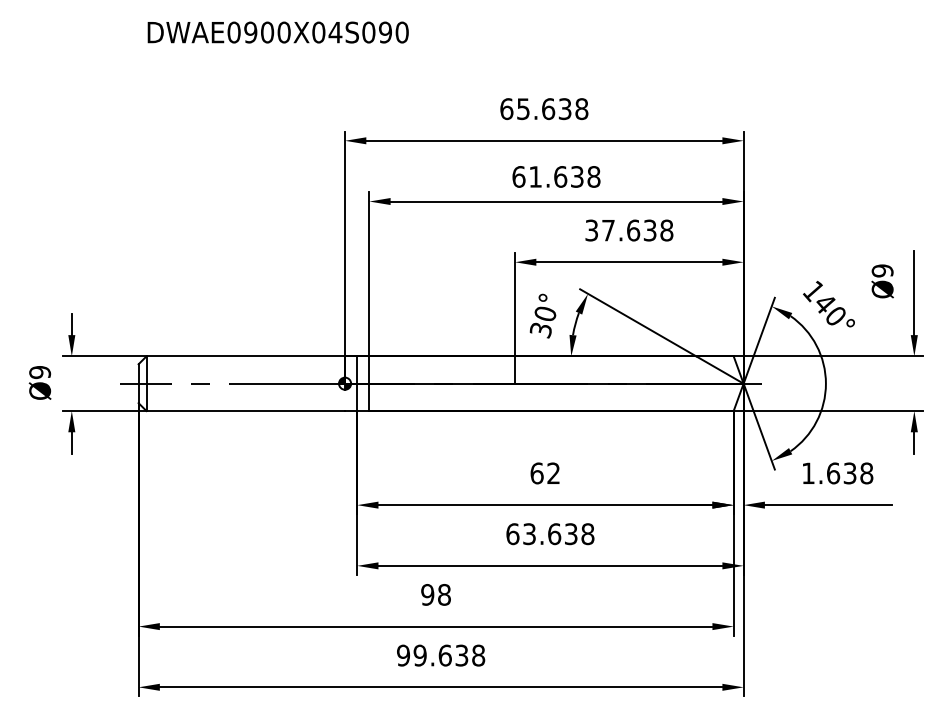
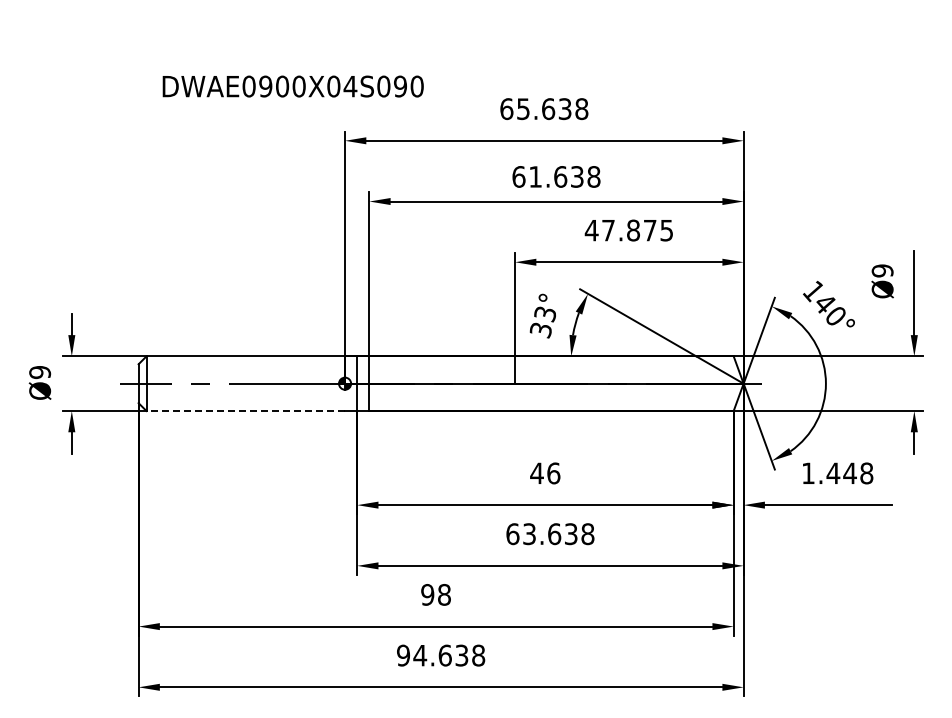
text position: (277, 32) -> (292, 86) (292, 86)
text: 37.638 -> 47.875 (628, 230)
text: 30° -> 33° (545, 314)
line: solid -> dashed (245, 411)
text: 62 -> 46 (545, 473)
text: 1.638 -> 1.448 (841, 473)
text: 99.638 -> 94.638 (420, 655)
